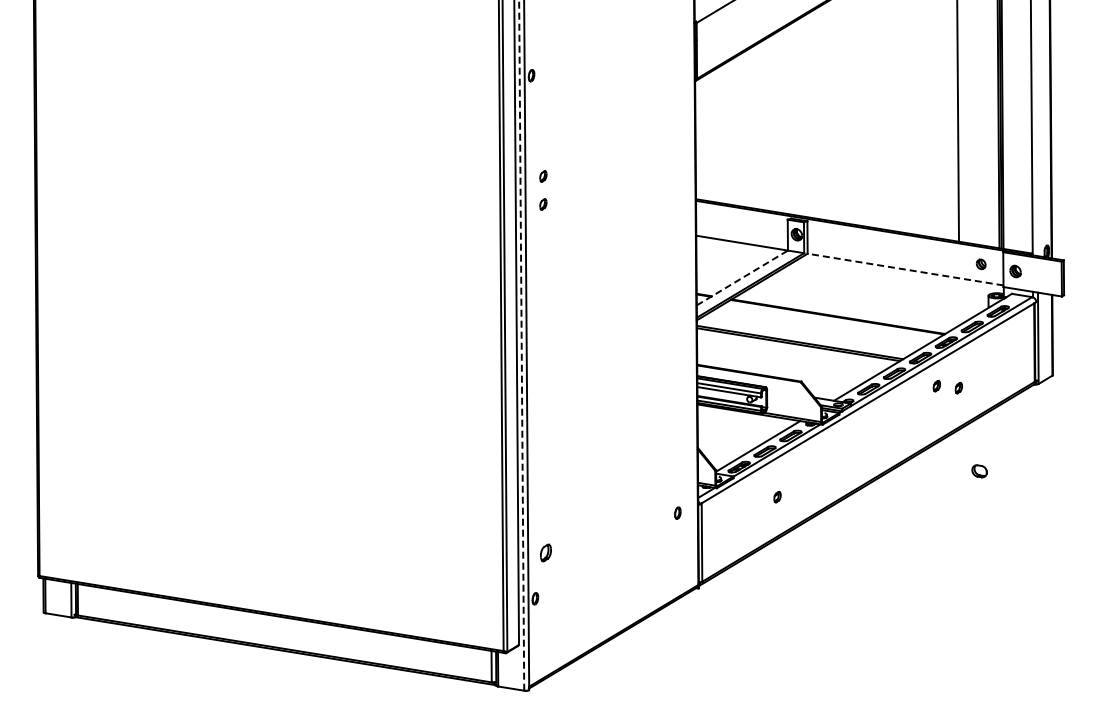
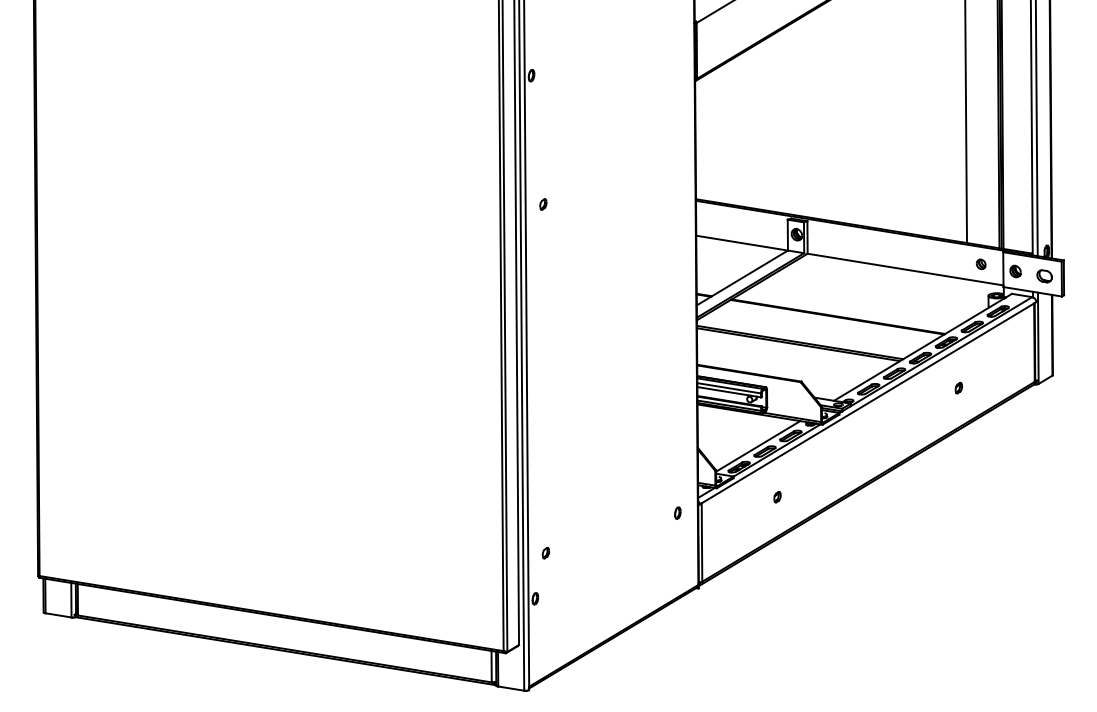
line position: (958, 122) -> (966, 122) (966, 122)
line: none -> present (1036, 129)
part: present -> none (543, 176)
line: dashed -> solid (905, 269)
line: dashed -> solid (742, 277)
line: dashed -> solid (521, 345)
part: present -> none (936, 386)
part position: (979, 471) -> (1044, 276) (1044, 276)
part size: 12x20 px -> 10x13 px (545, 553)
